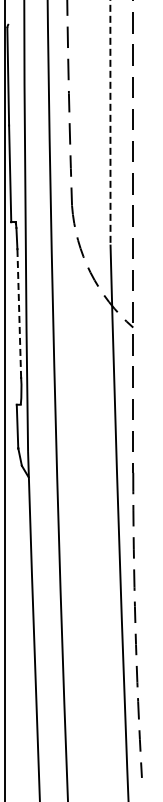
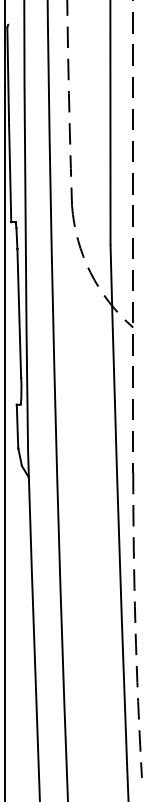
line: dashed -> solid (110, 122)
line: dashed -> solid (19, 313)
